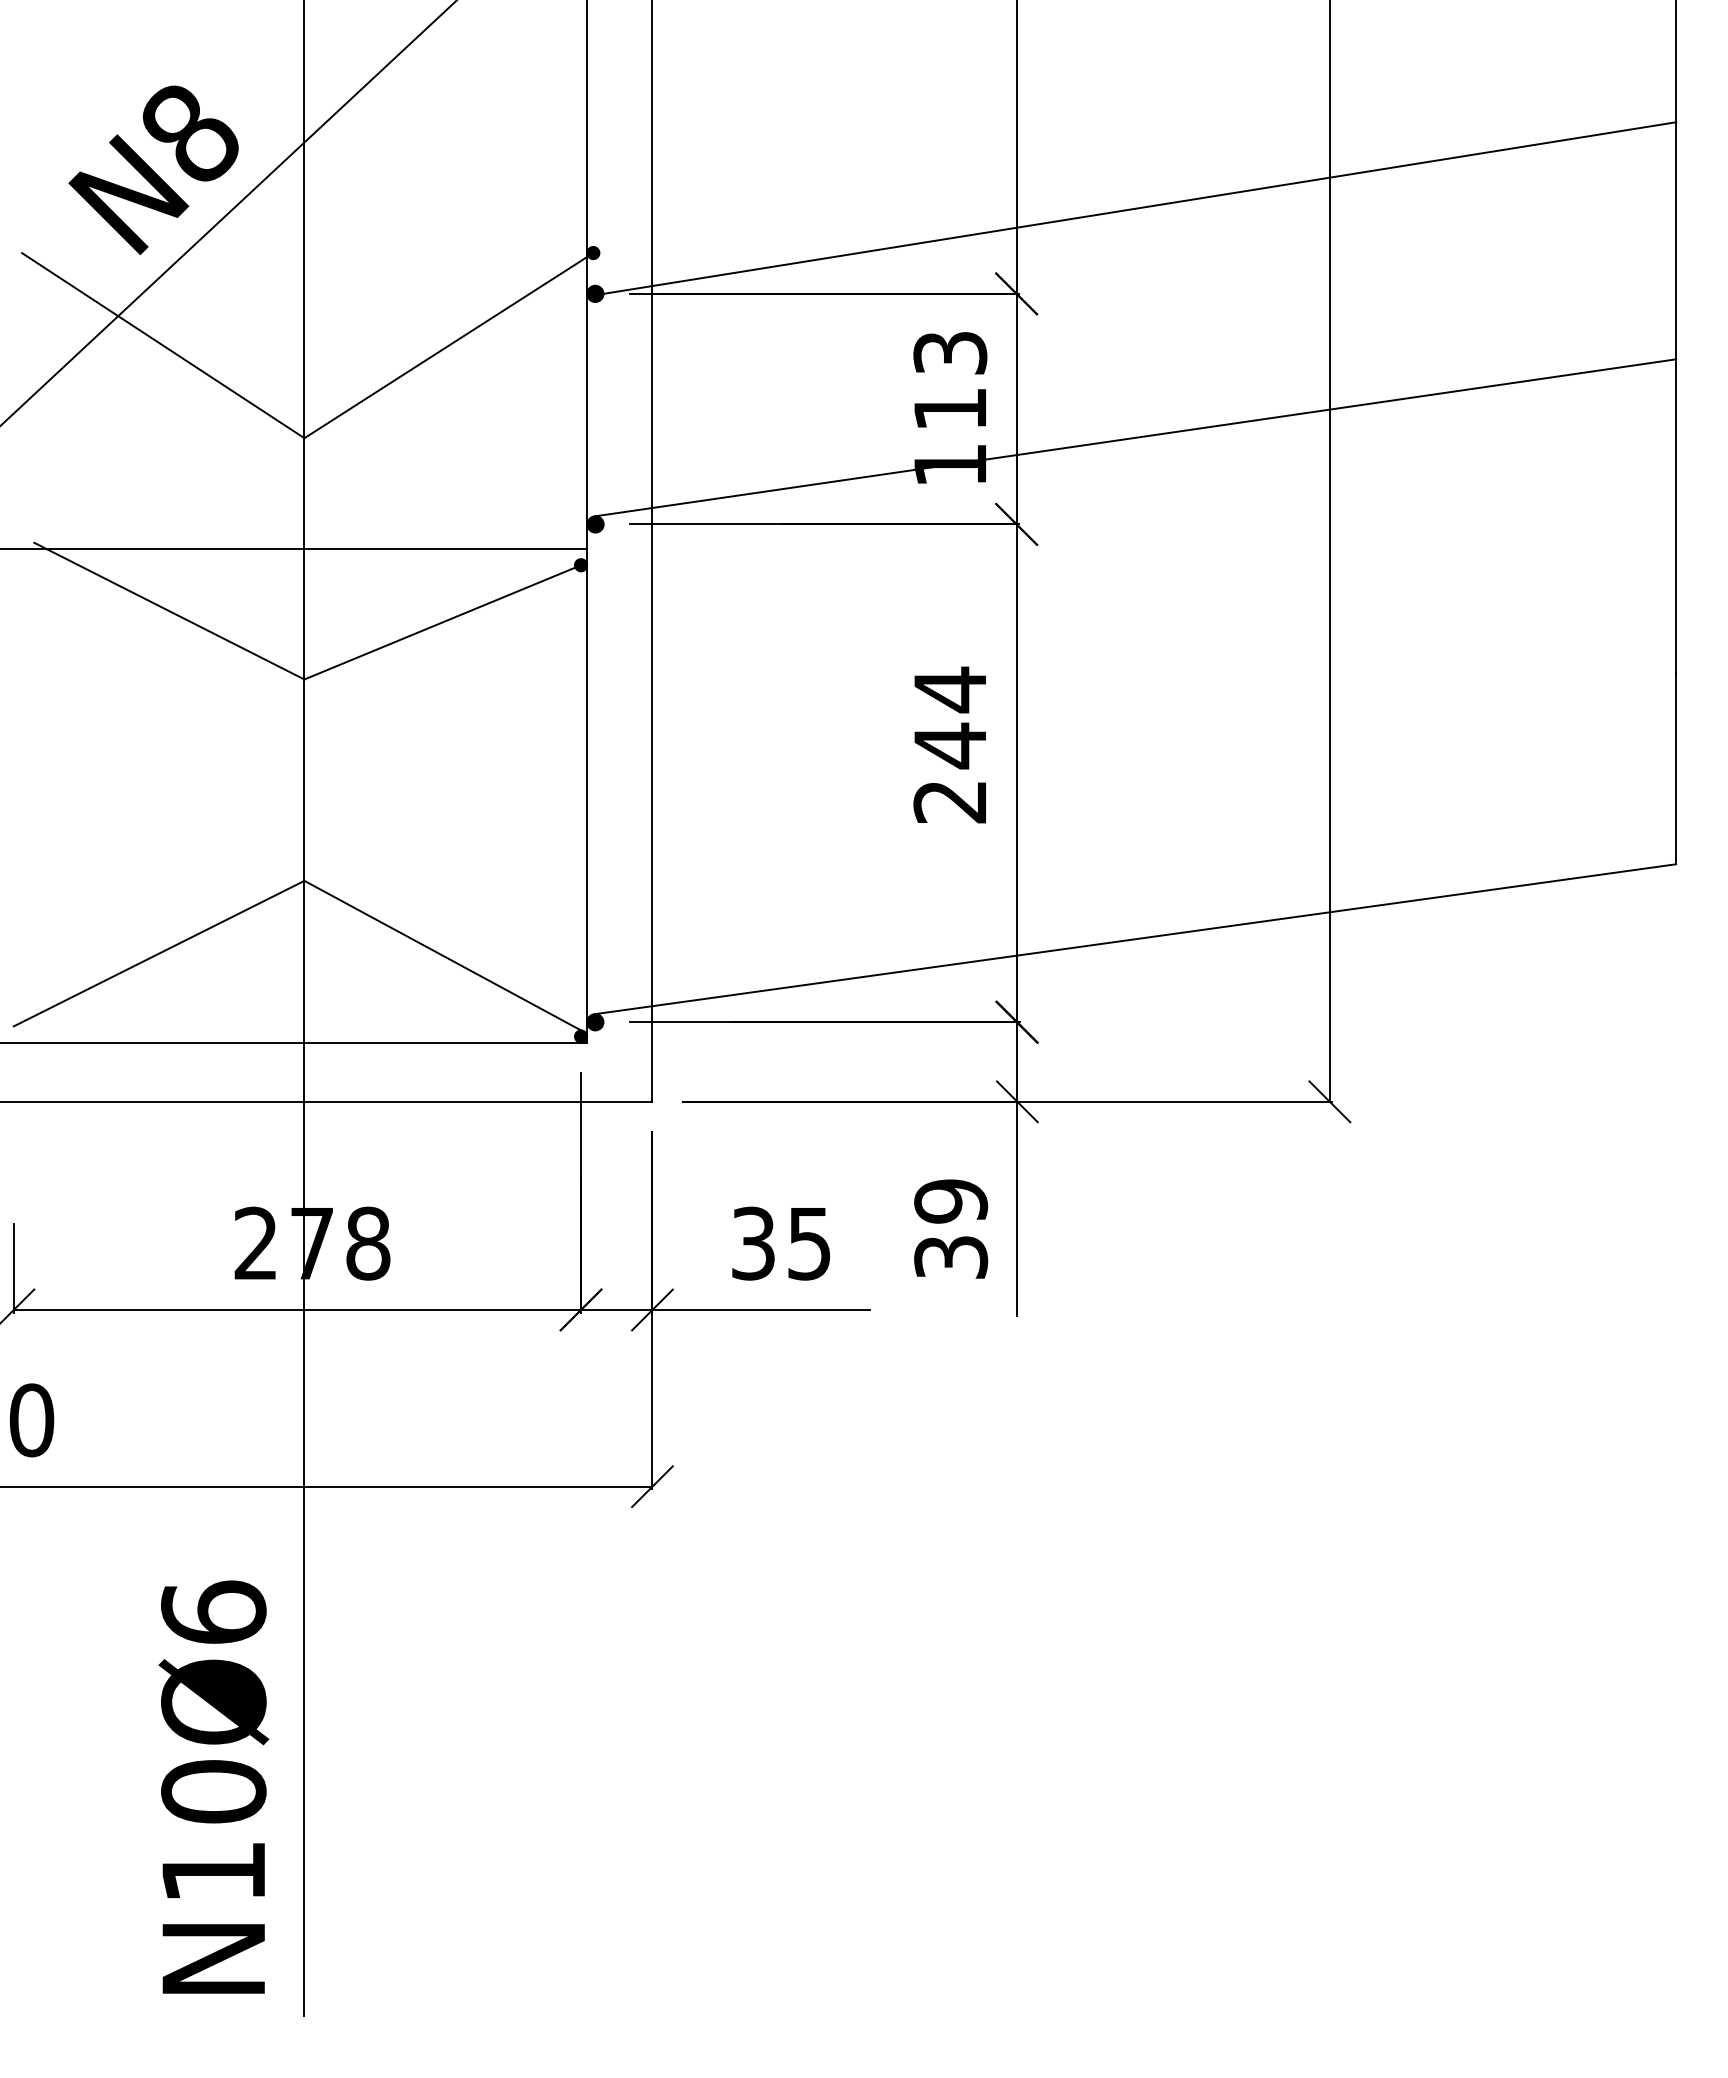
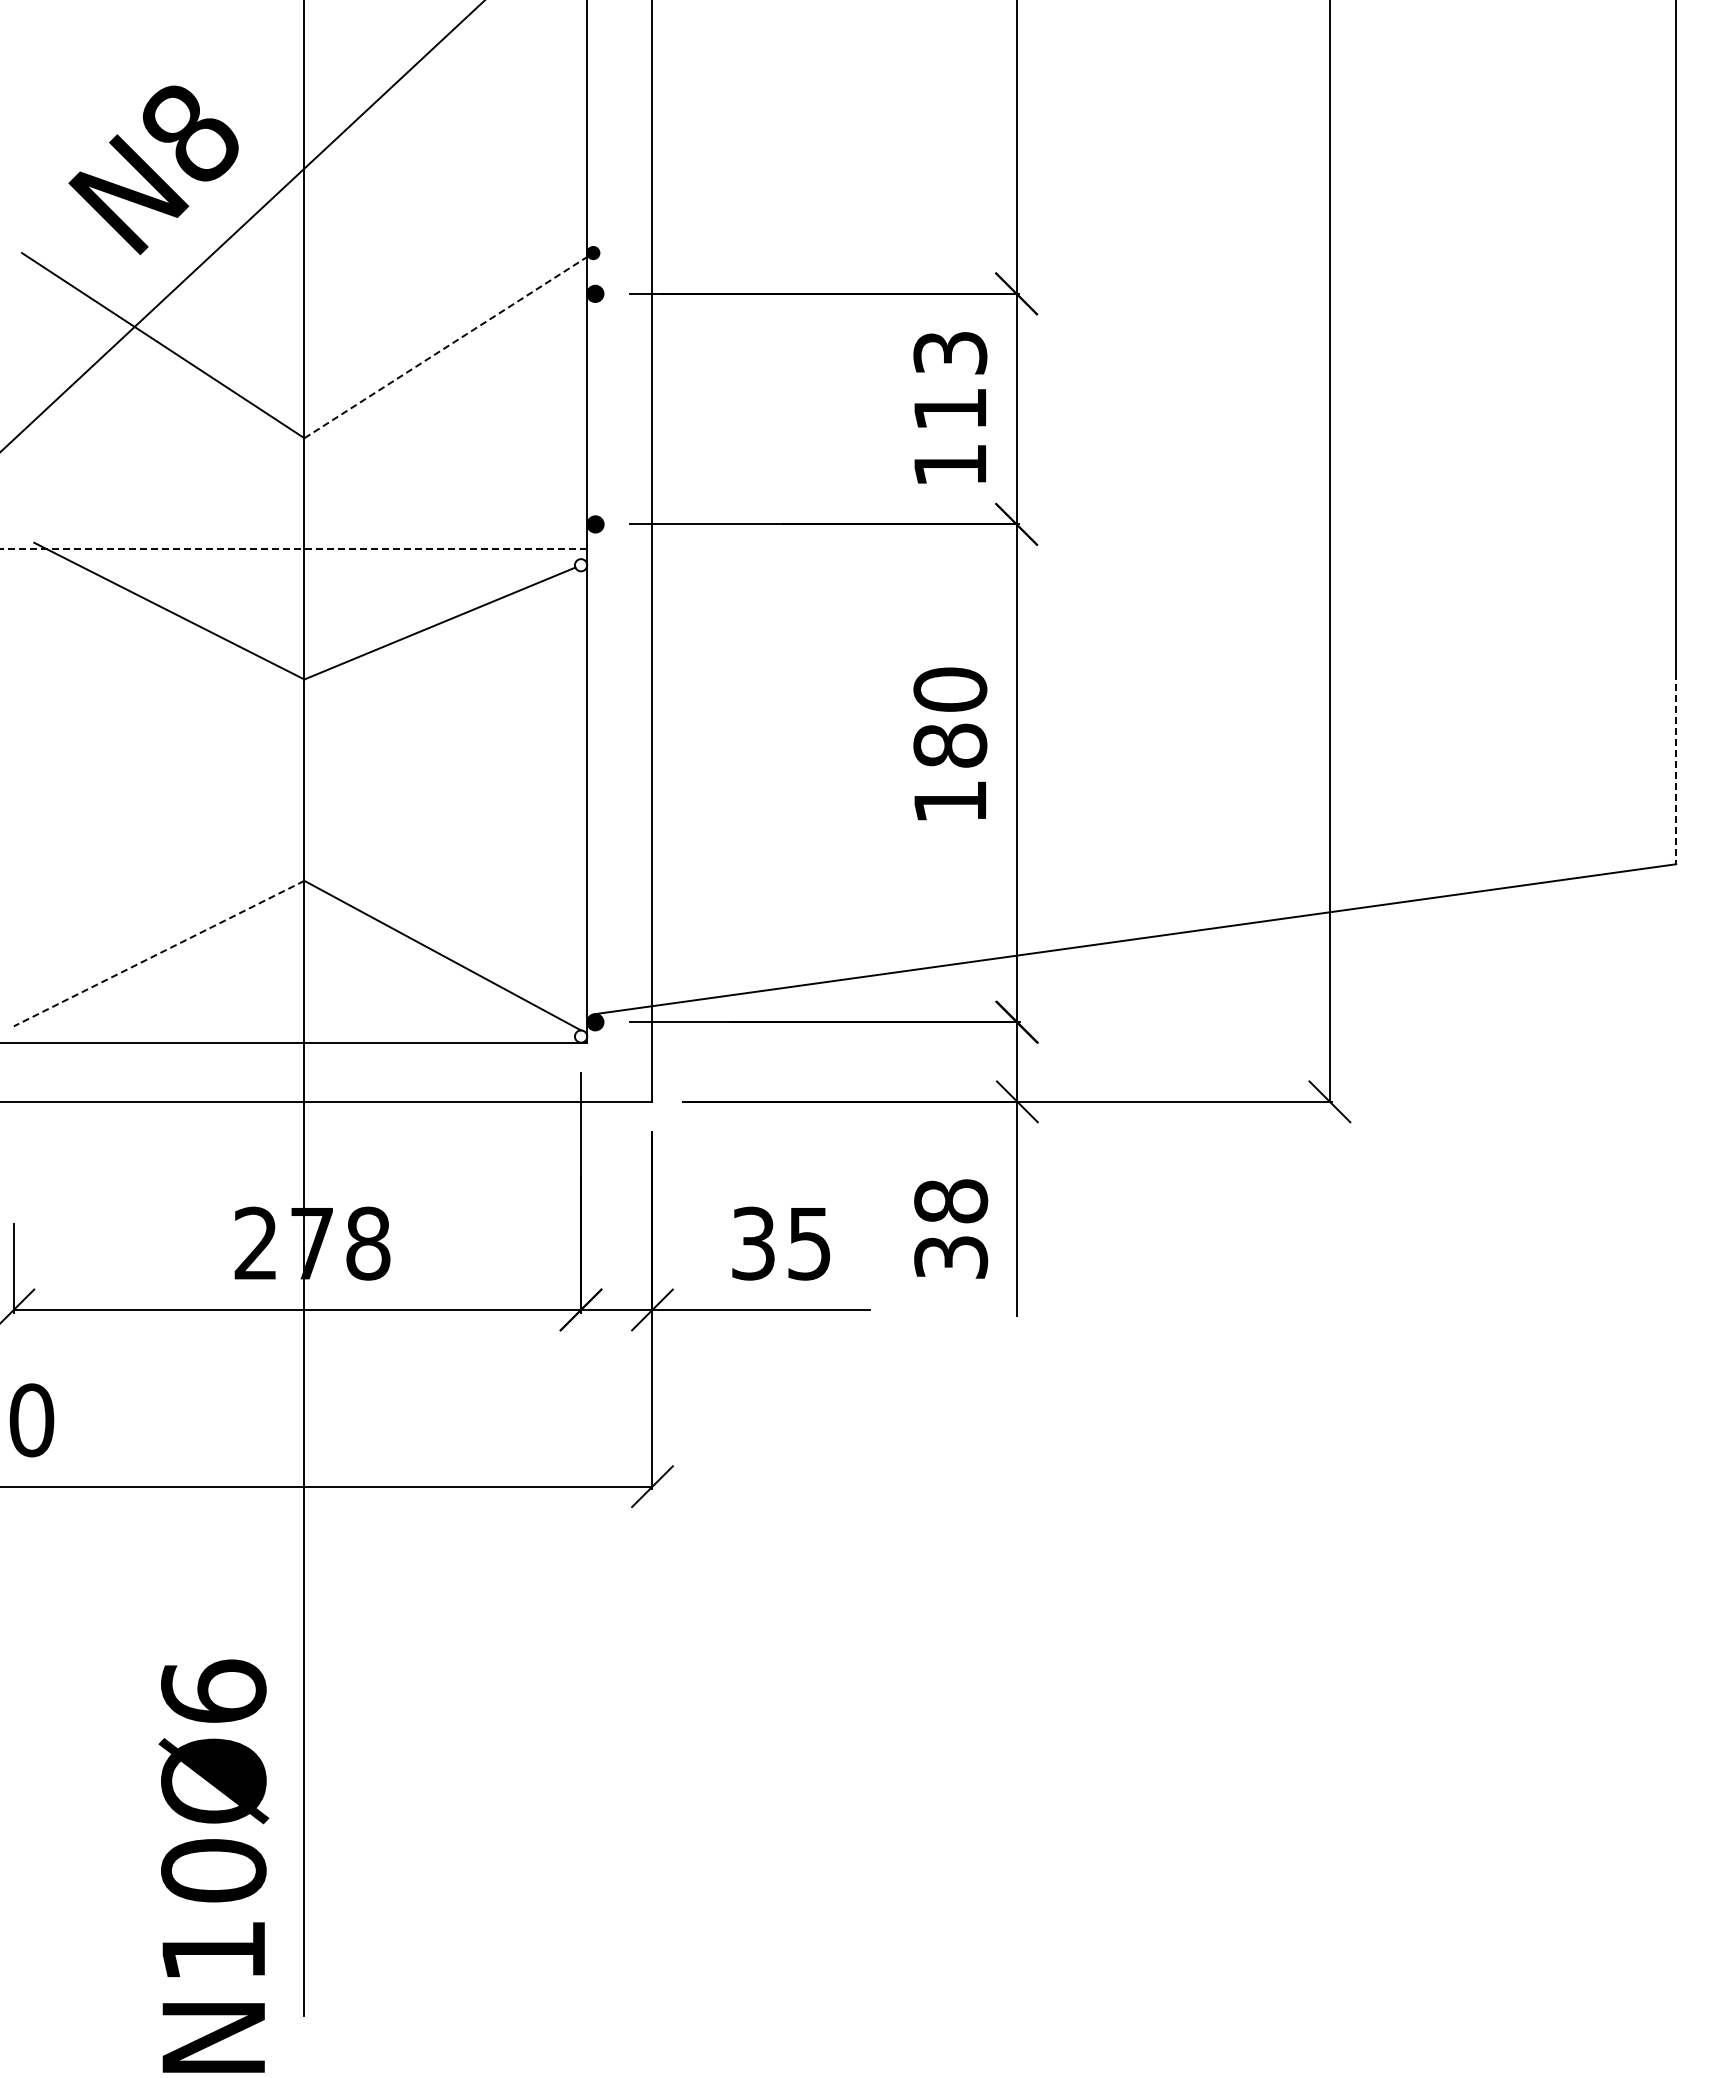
line: present -> none (1139, 207)
line position: (228, 213) -> (242, 226) (242, 226)
line: solid -> dashed (446, 347)
line: present -> none (1135, 437)
line: solid -> dashed (293, 548)
fill: present -> none (580, 565)
text: 244 -> 180 (950, 744)
line: solid -> dashed (1676, 768)
line: solid -> dashed (158, 953)
fill: present -> none (580, 1036)
text: 39 -> 38 (951, 1201)
text position: (213, 1786) -> (213, 1865) (213, 1865)
